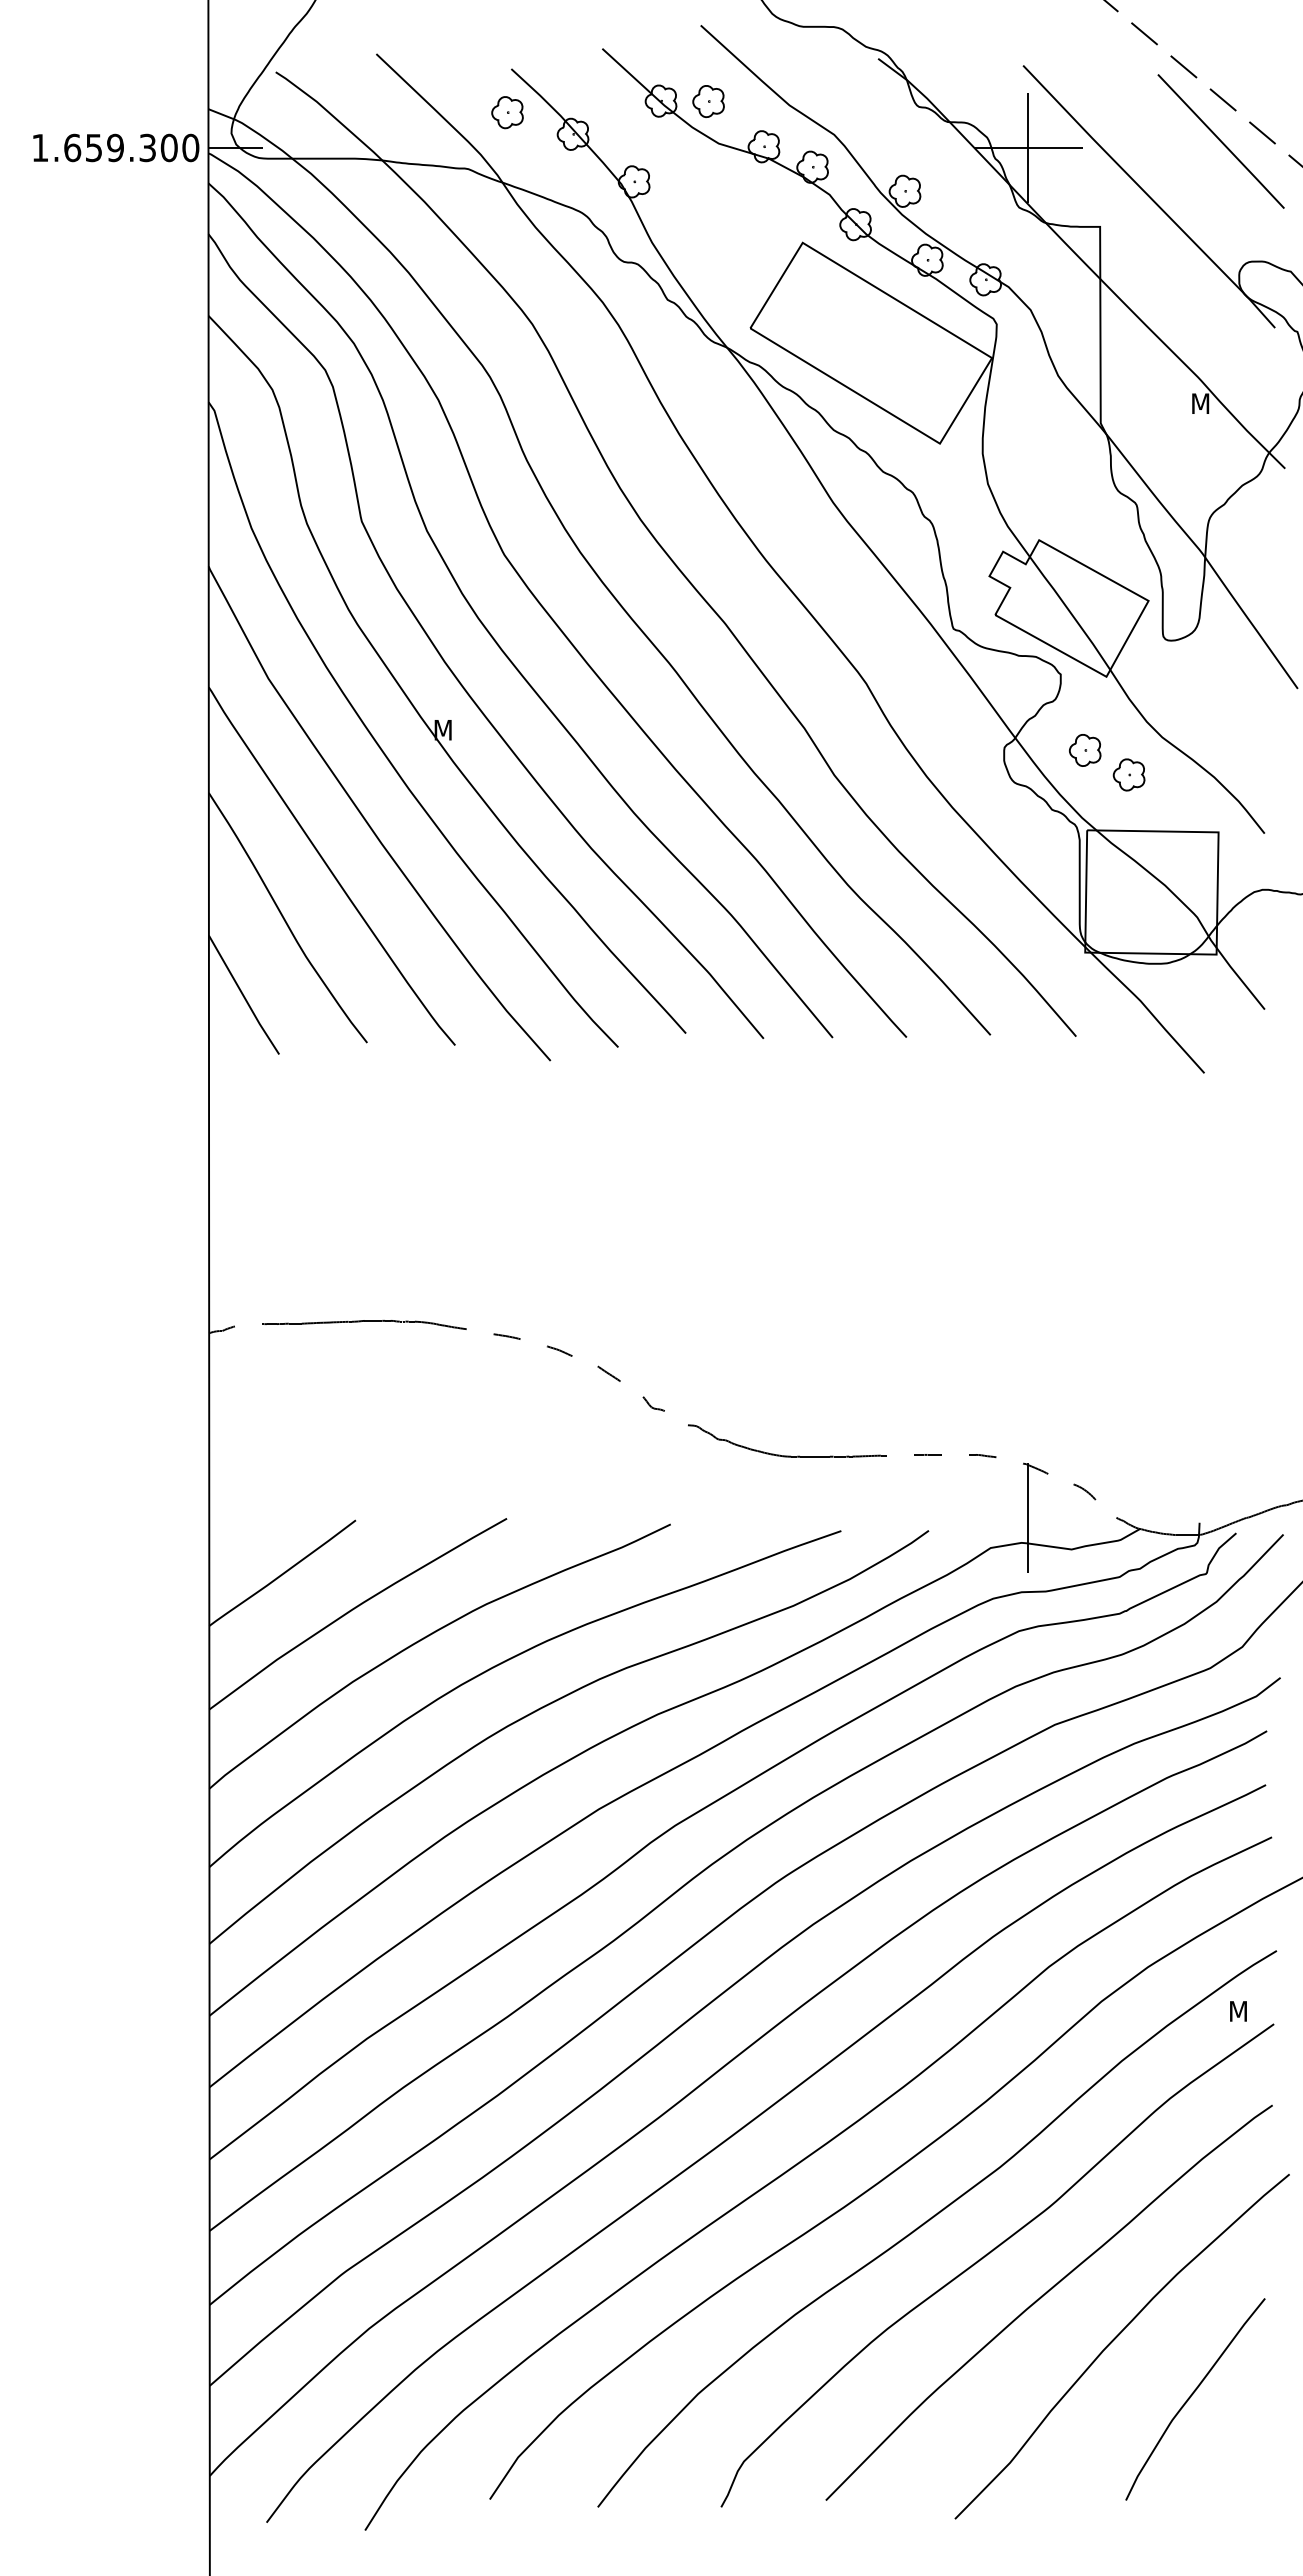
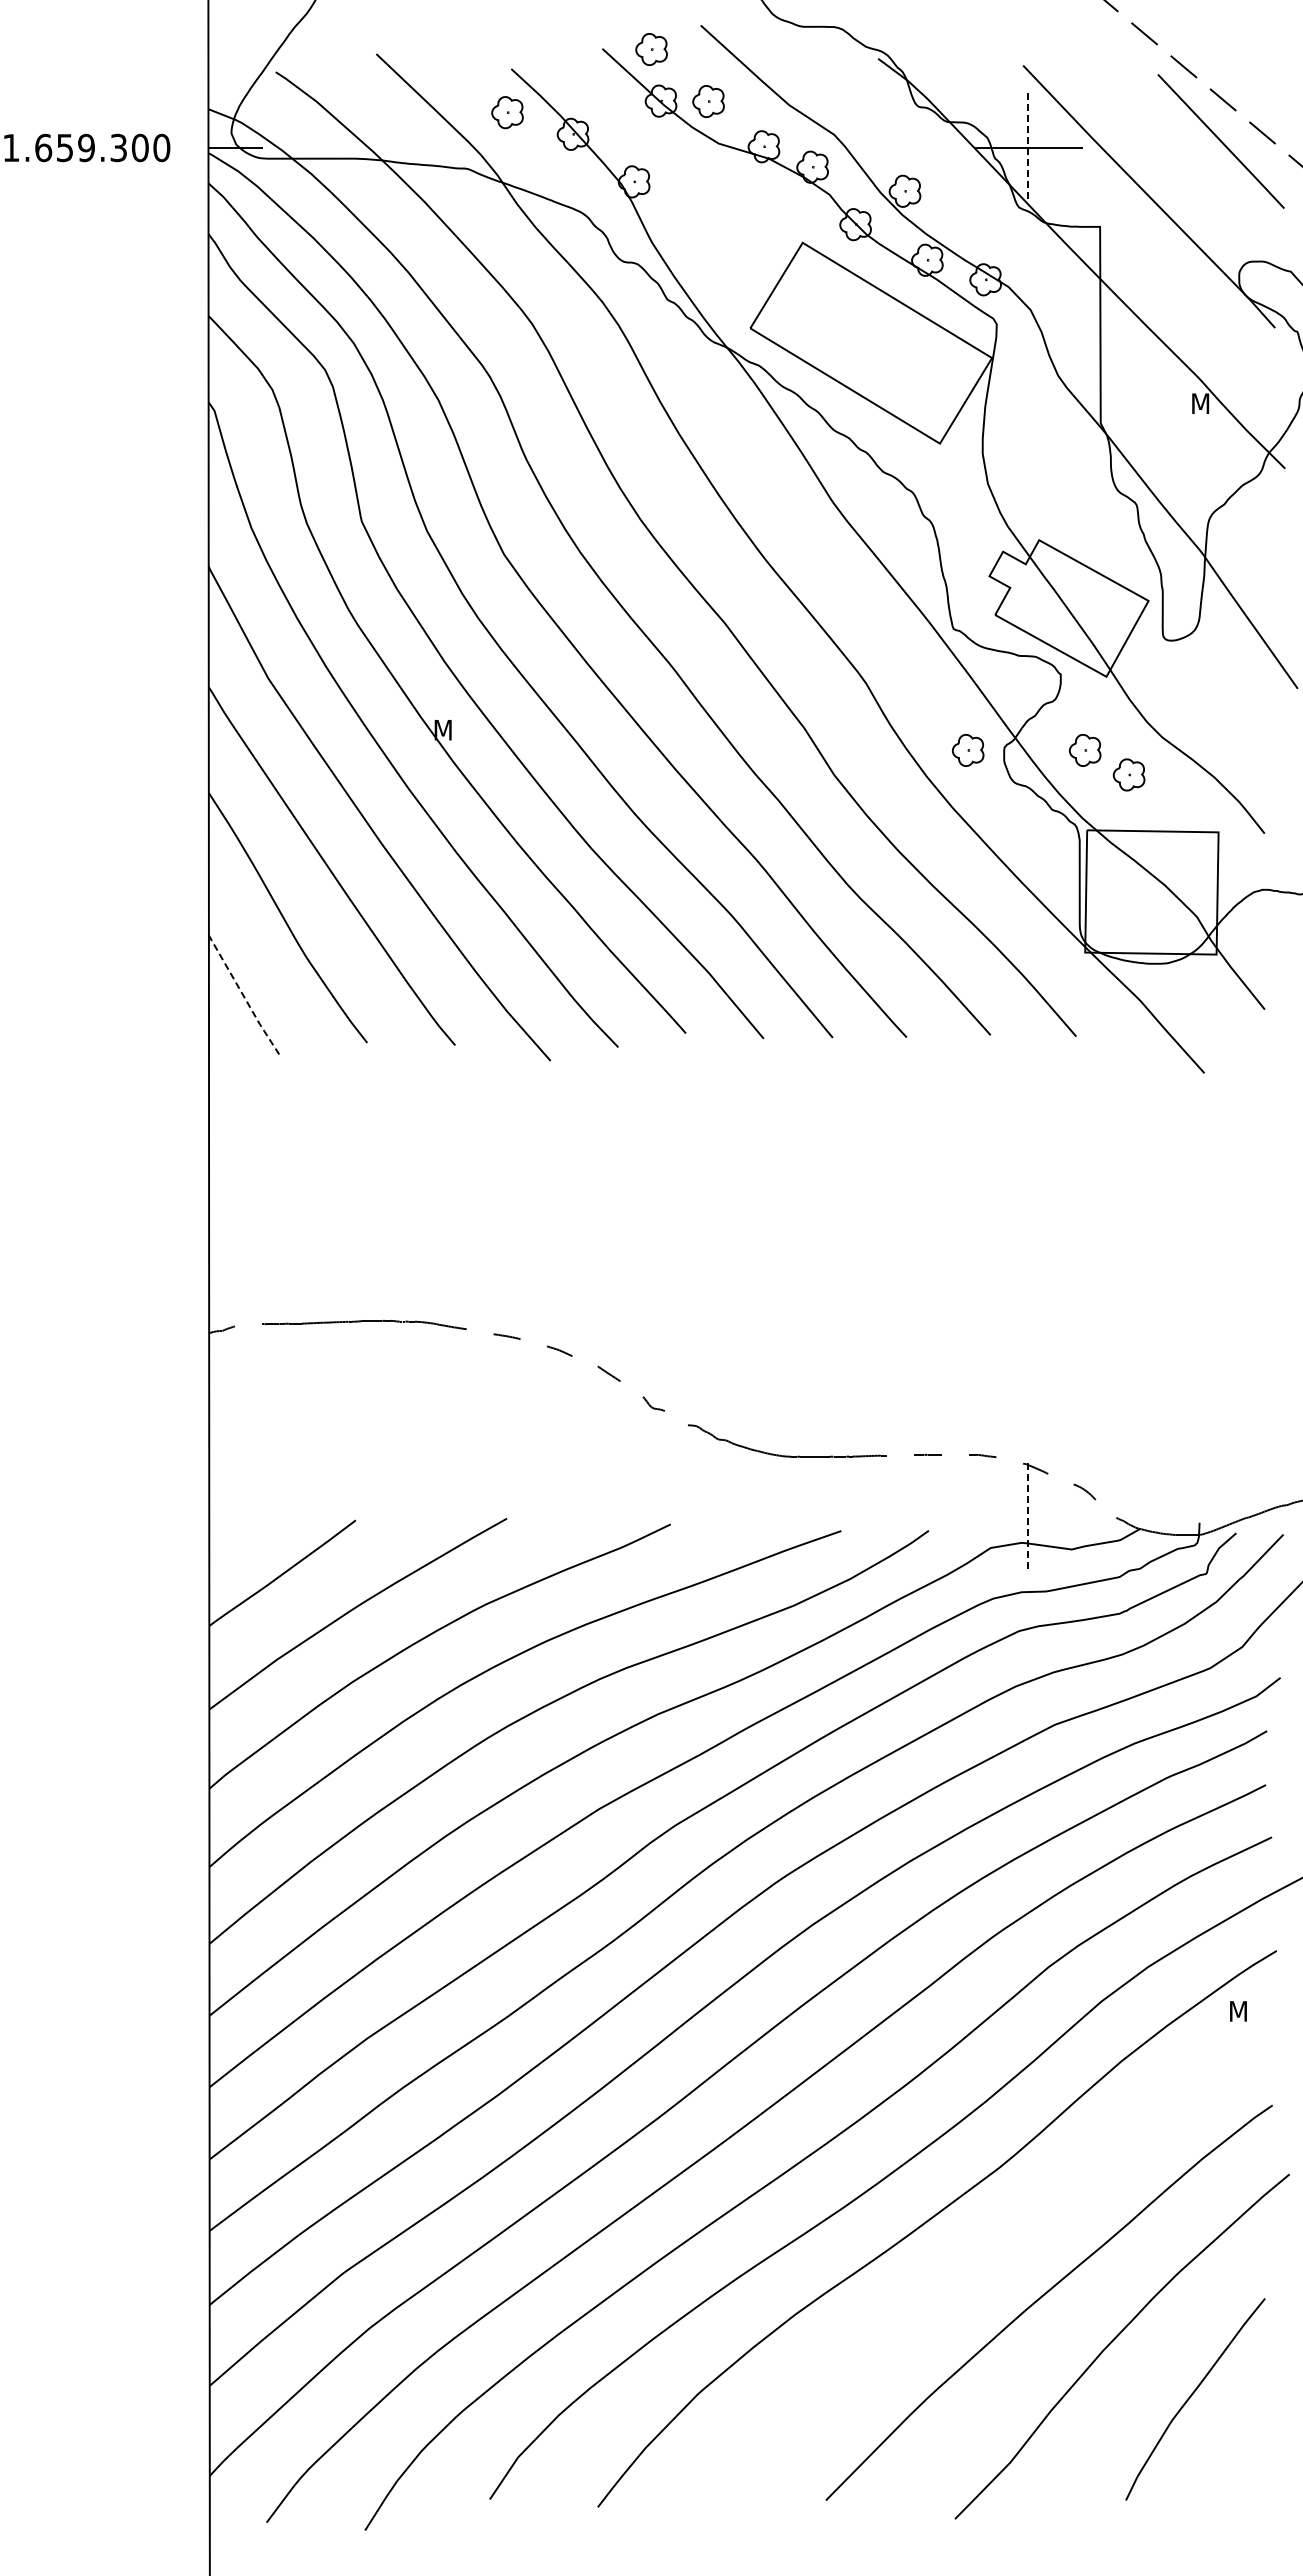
part: none -> present (651, 49)
text position: (116, 147) -> (87, 147) (87, 147)
line: solid -> dashed (1028, 148)
part: none -> present (968, 750)
line: solid -> dashed (243, 995)
line: solid -> dashed (1028, 1517)
curve: present -> none (989, 2254)
